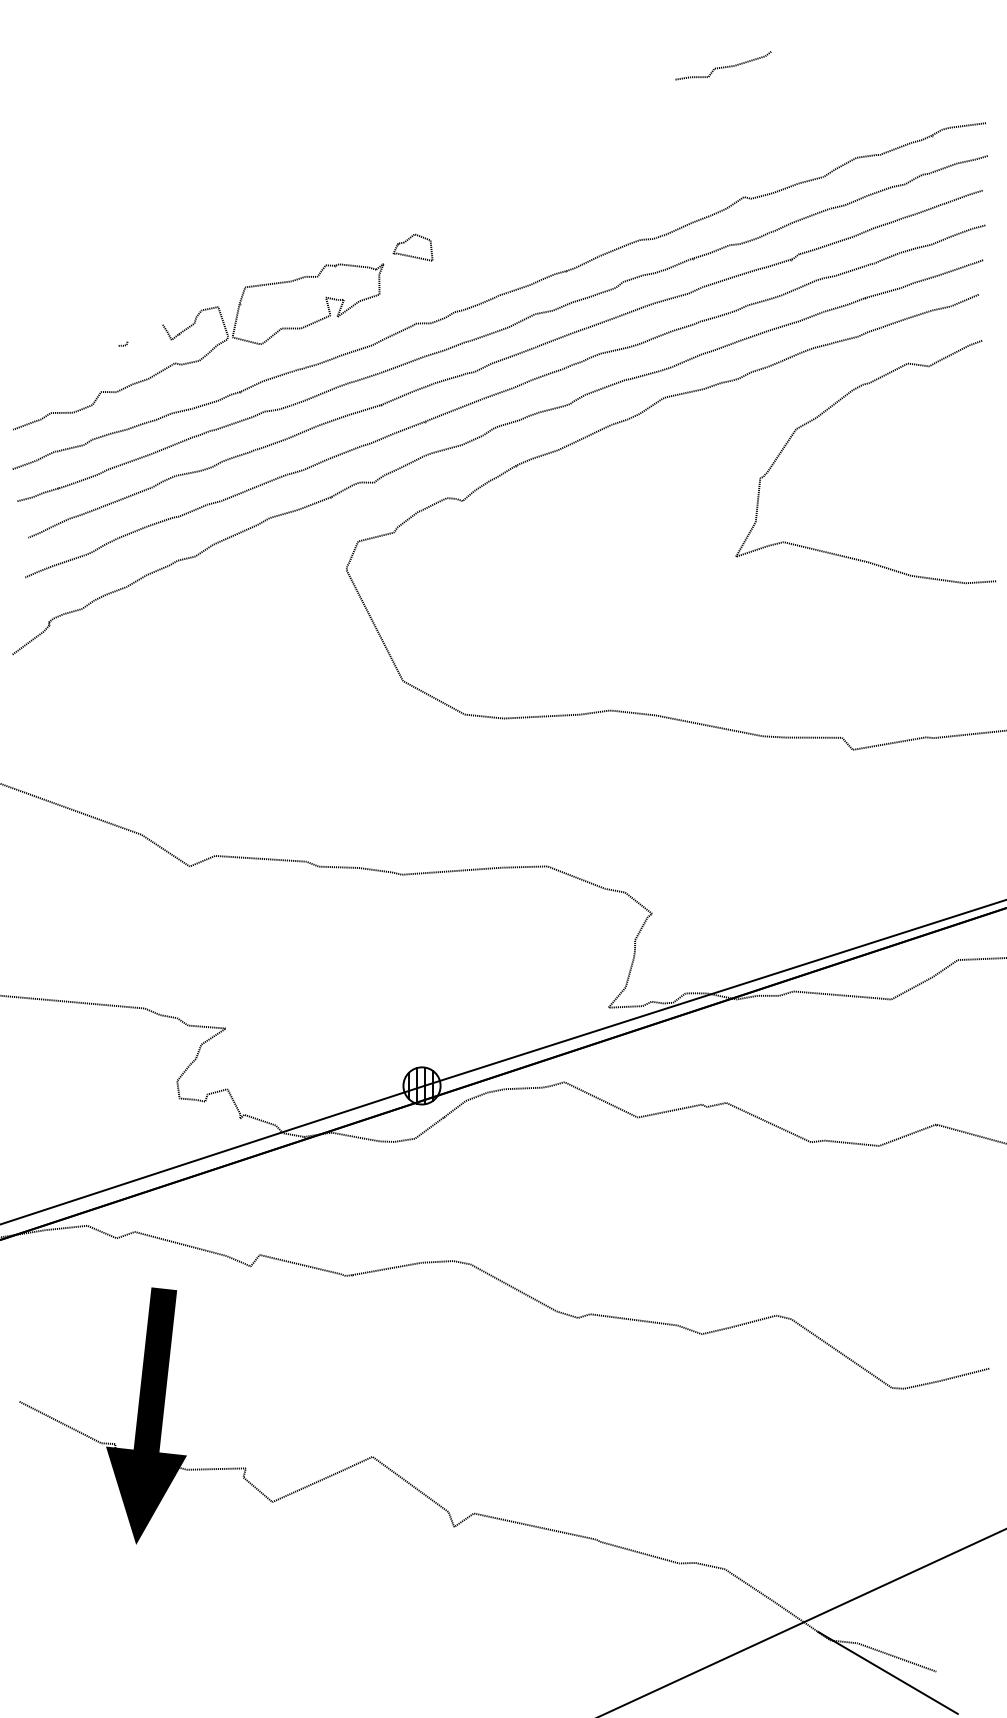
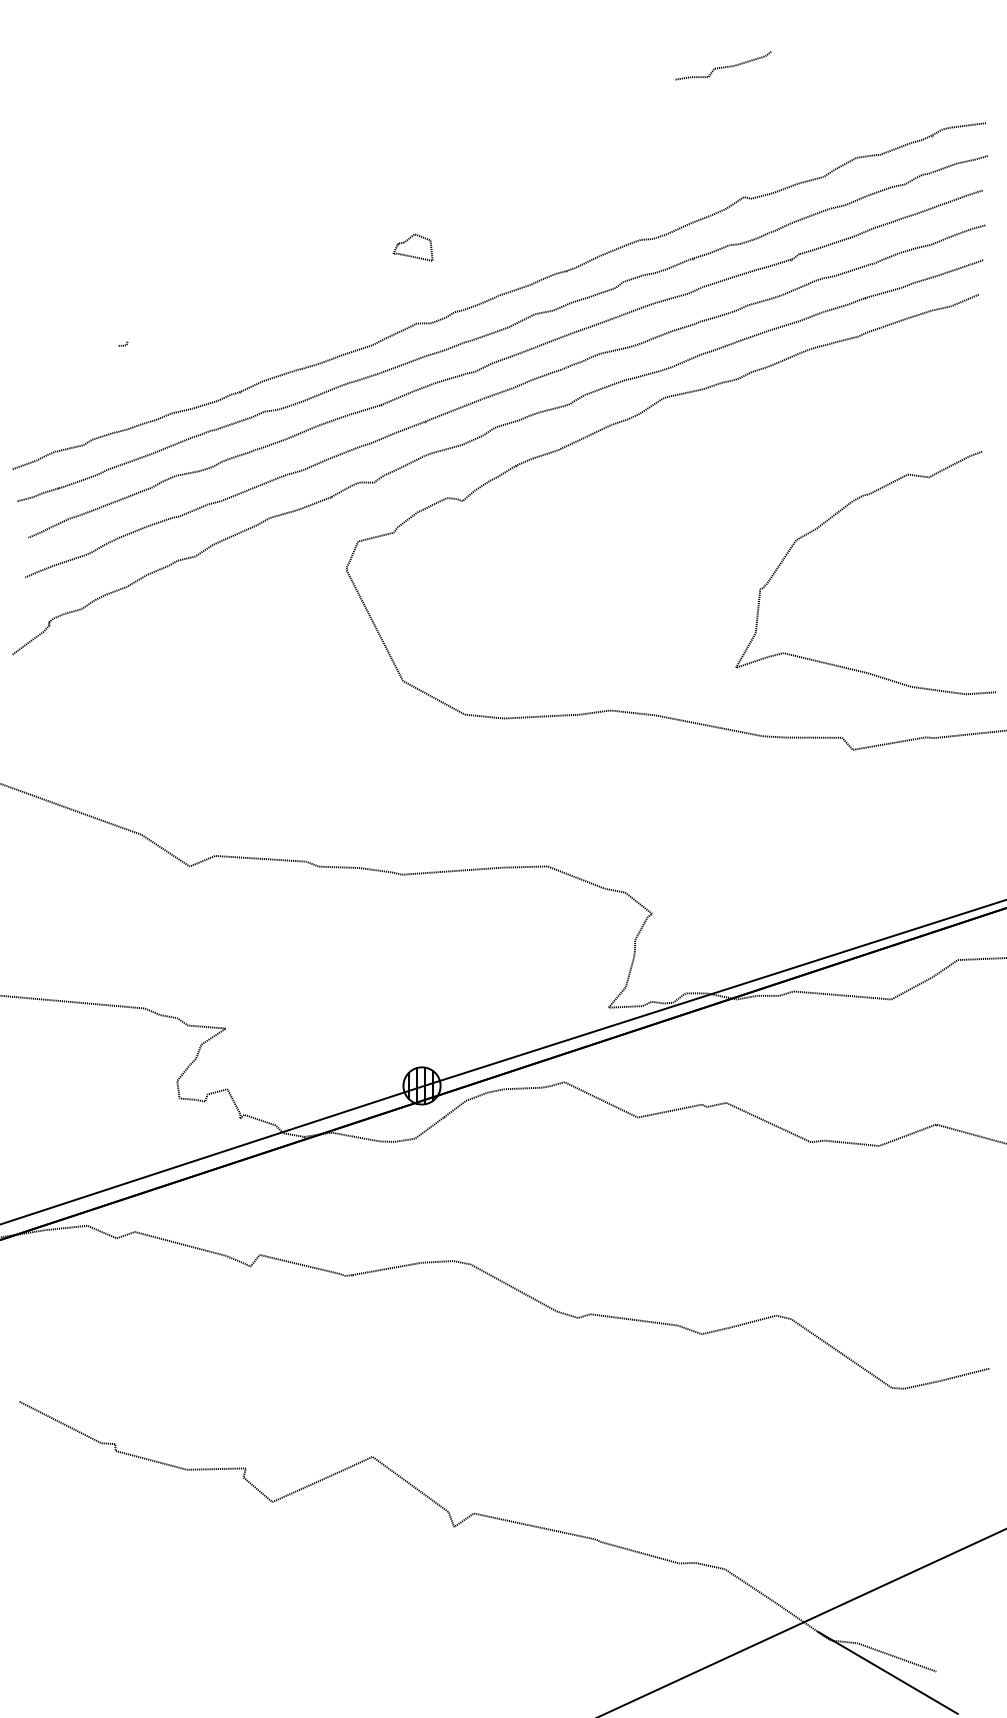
part: present -> none (205, 354)
curve position: (829, 409) -> (829, 520) (829, 520)
fill: present -> none (146, 1415)
